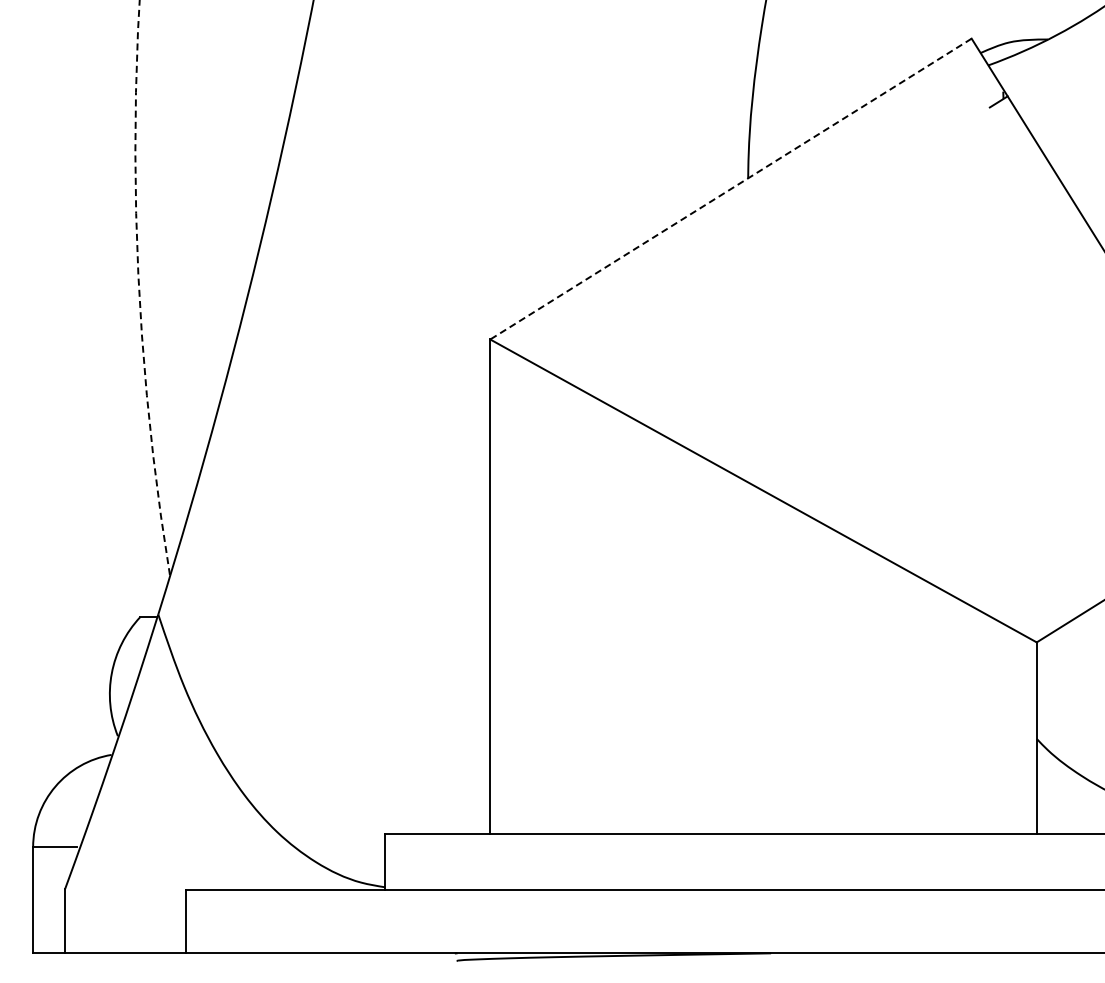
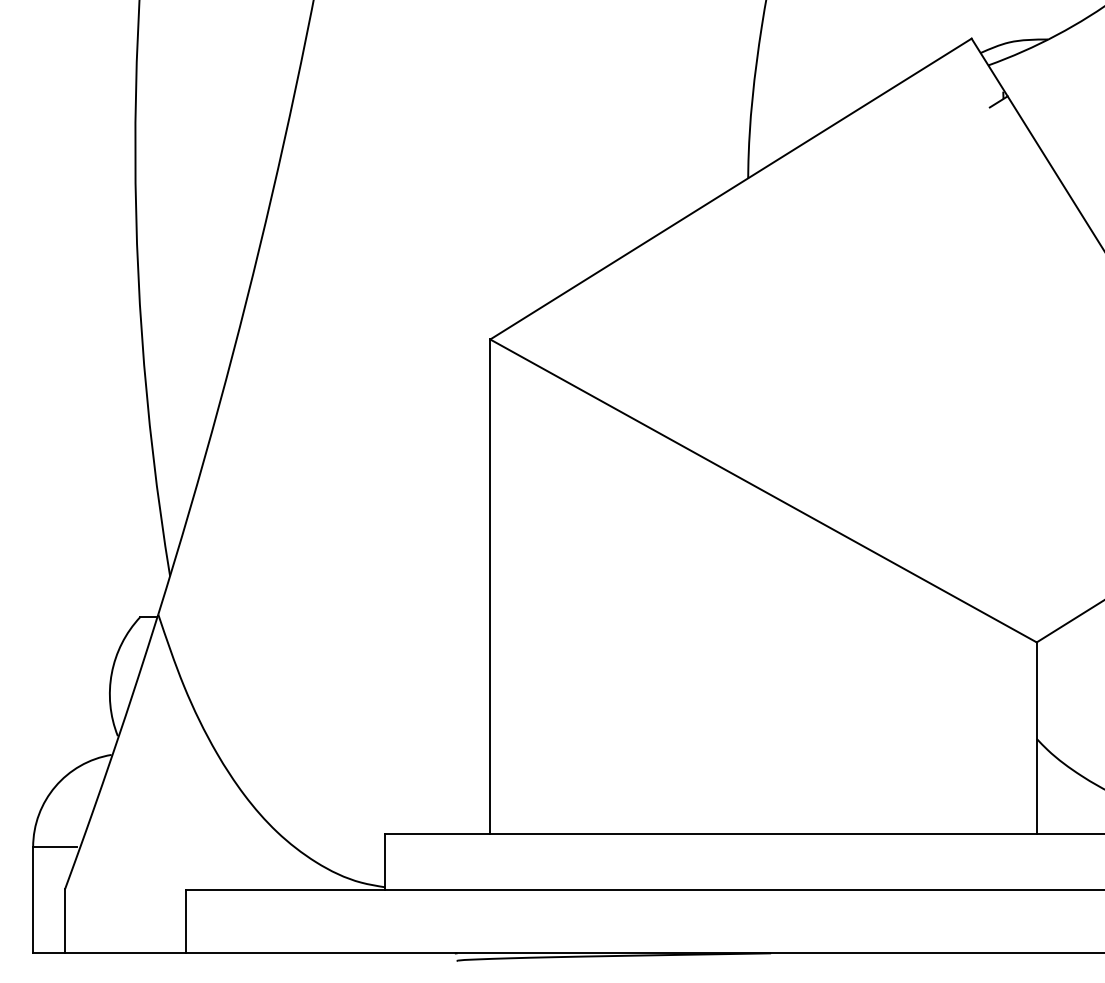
line: dashed -> solid (730, 189)
arc: dashed -> solid (139, 288)
